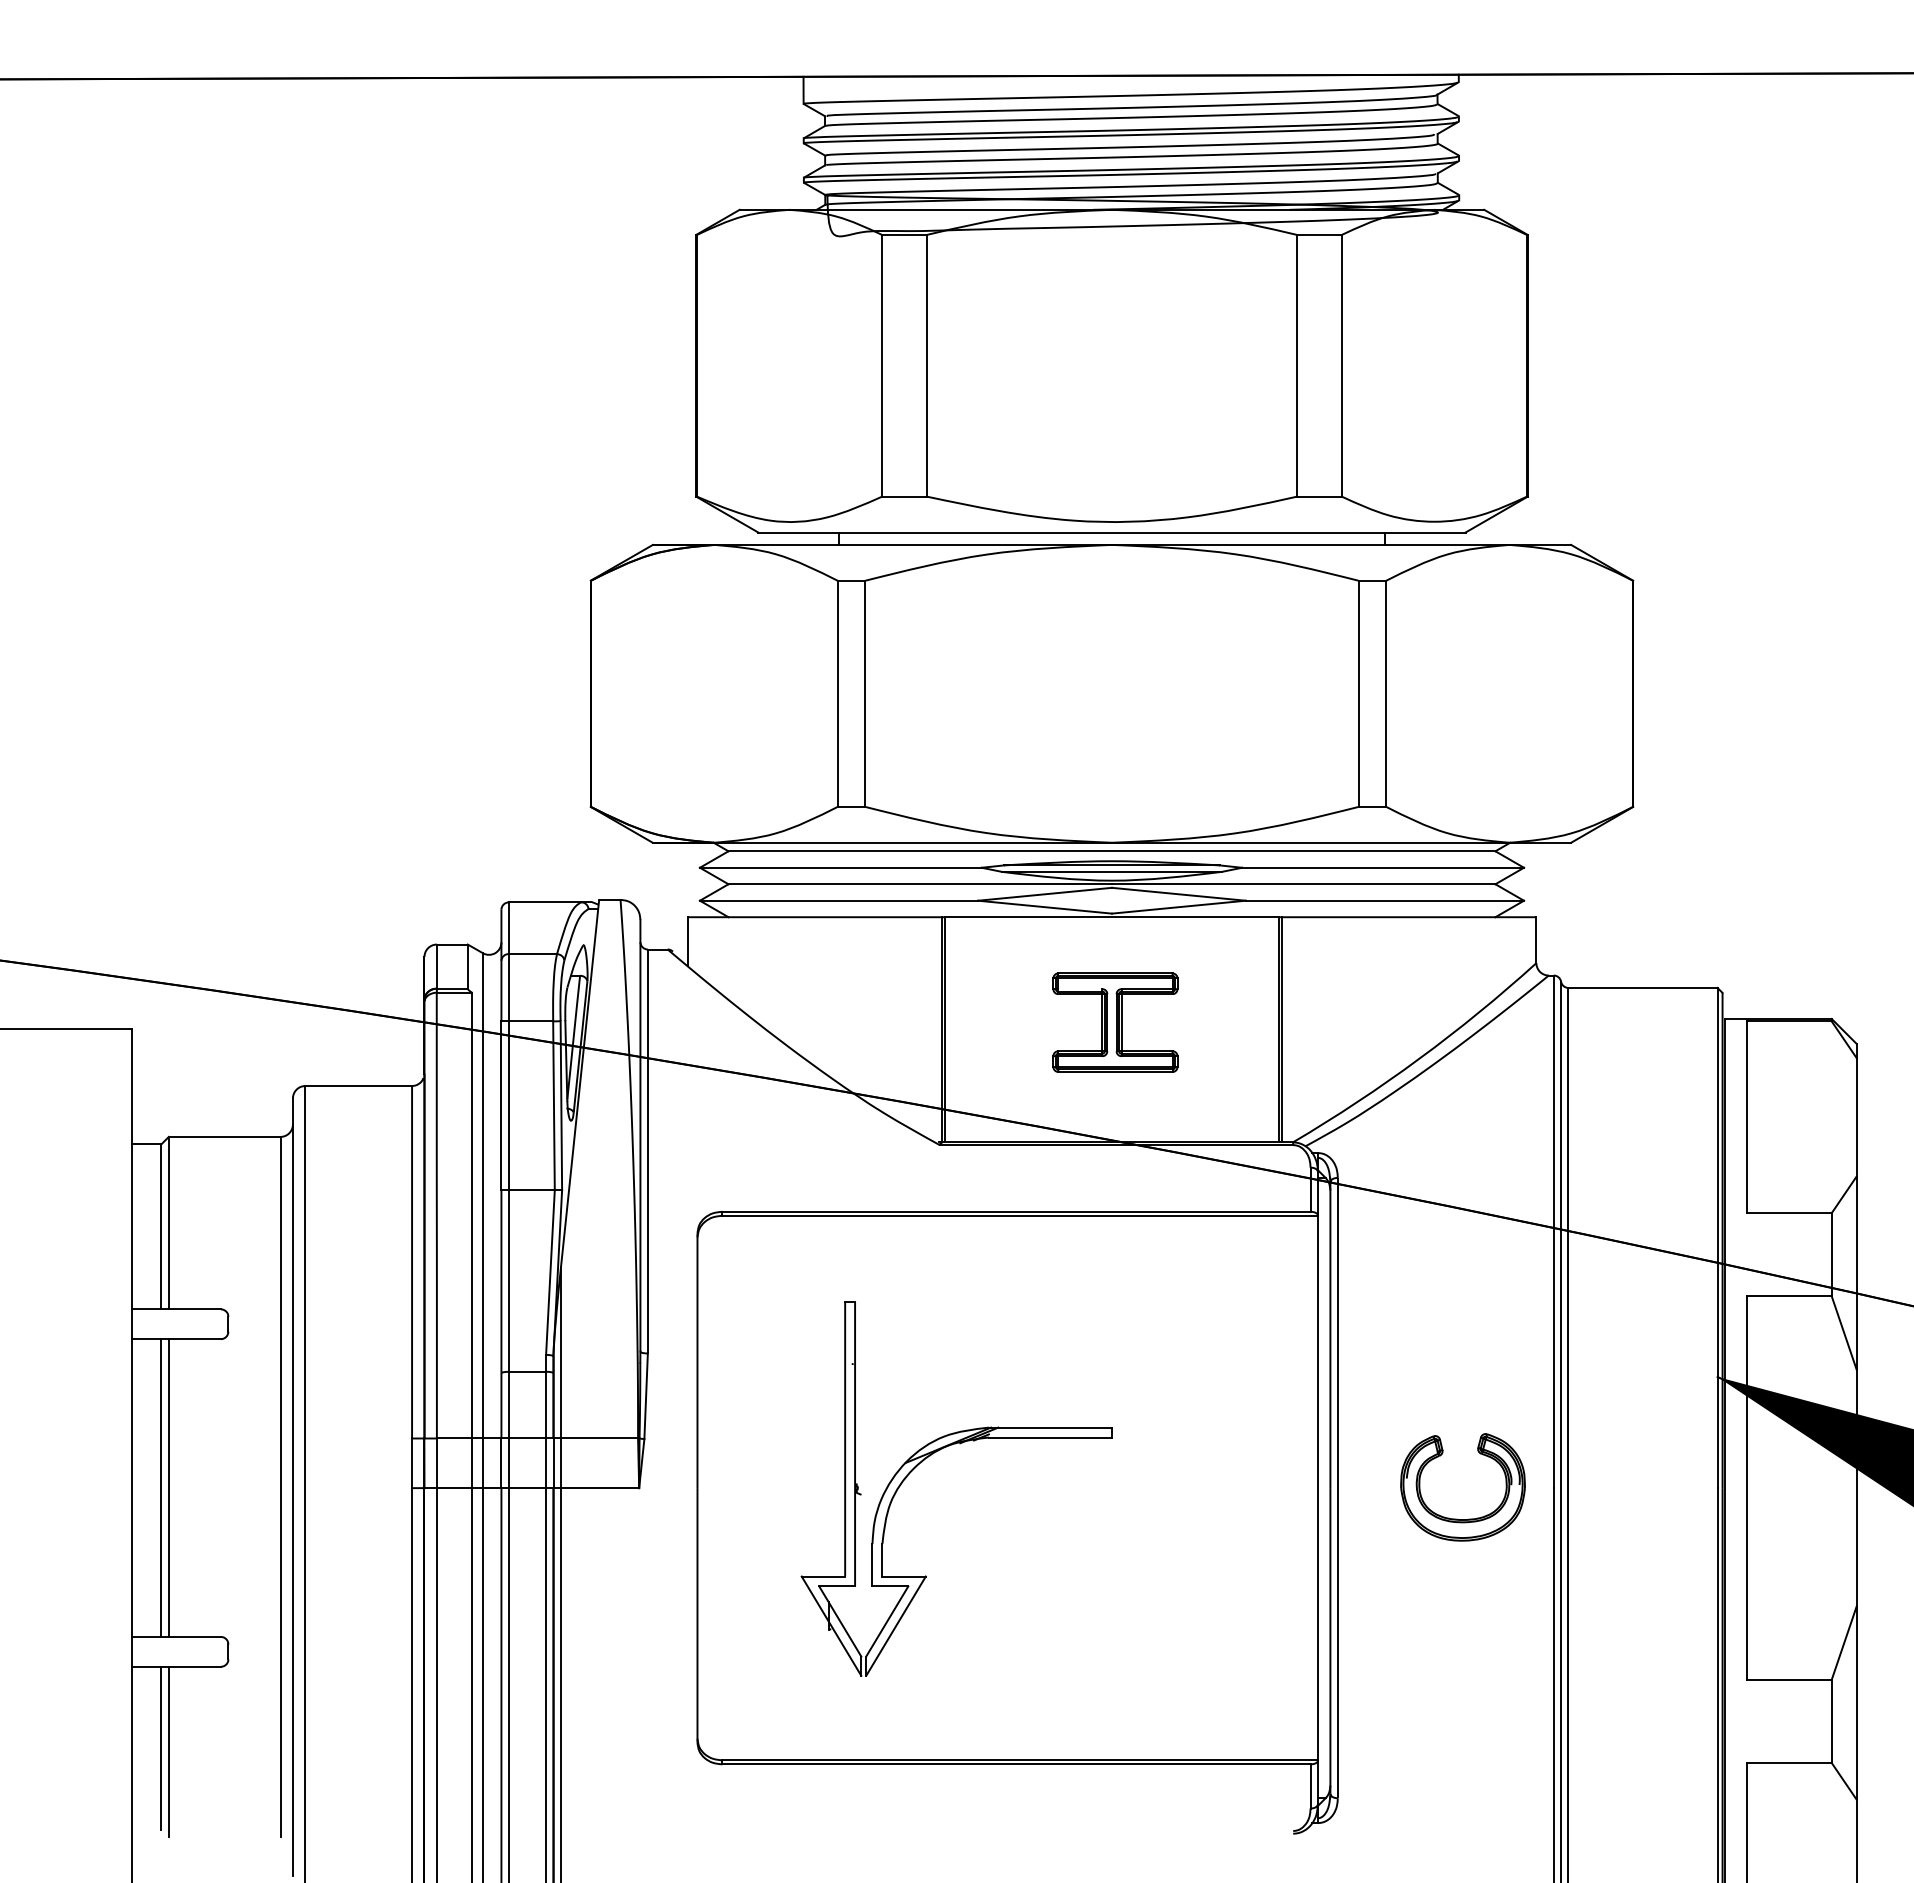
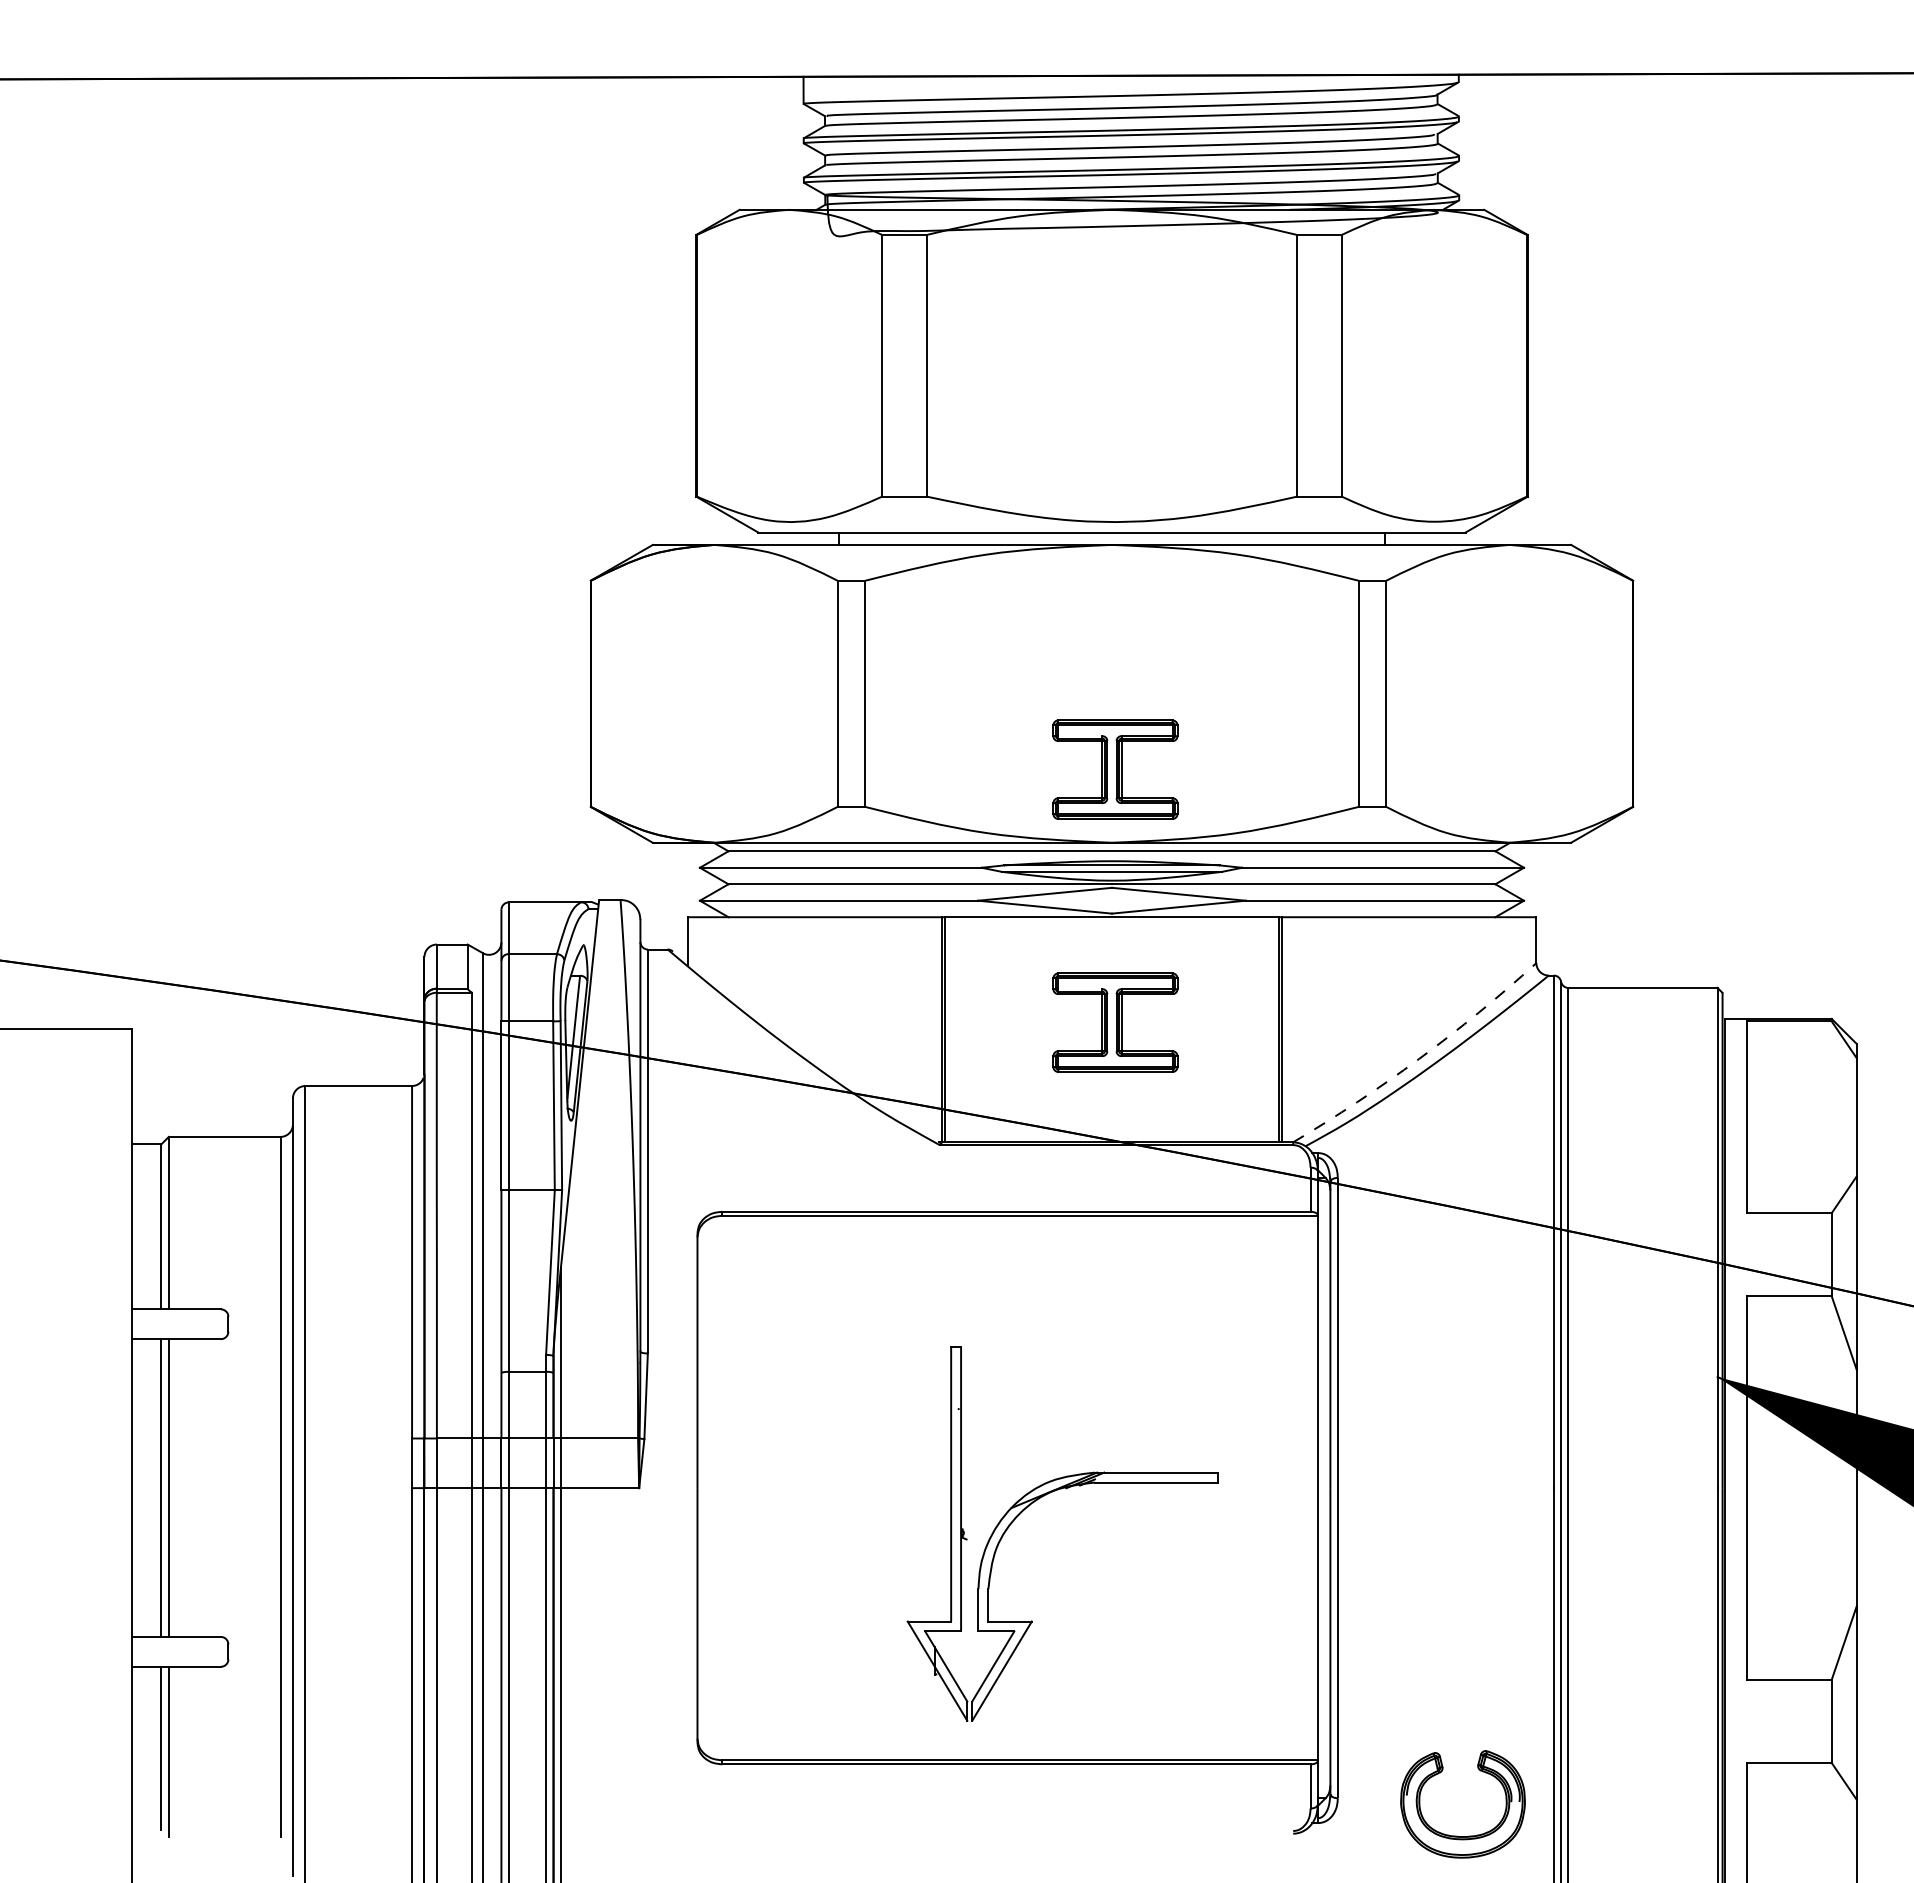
part: none -> present (1115, 769)
arc: solid -> dashed (1419, 1058)
part position: (933, 1454) -> (1039, 1499) (1039, 1499)
part position: (1457, 1518) -> (1457, 1835) (1457, 1835)
